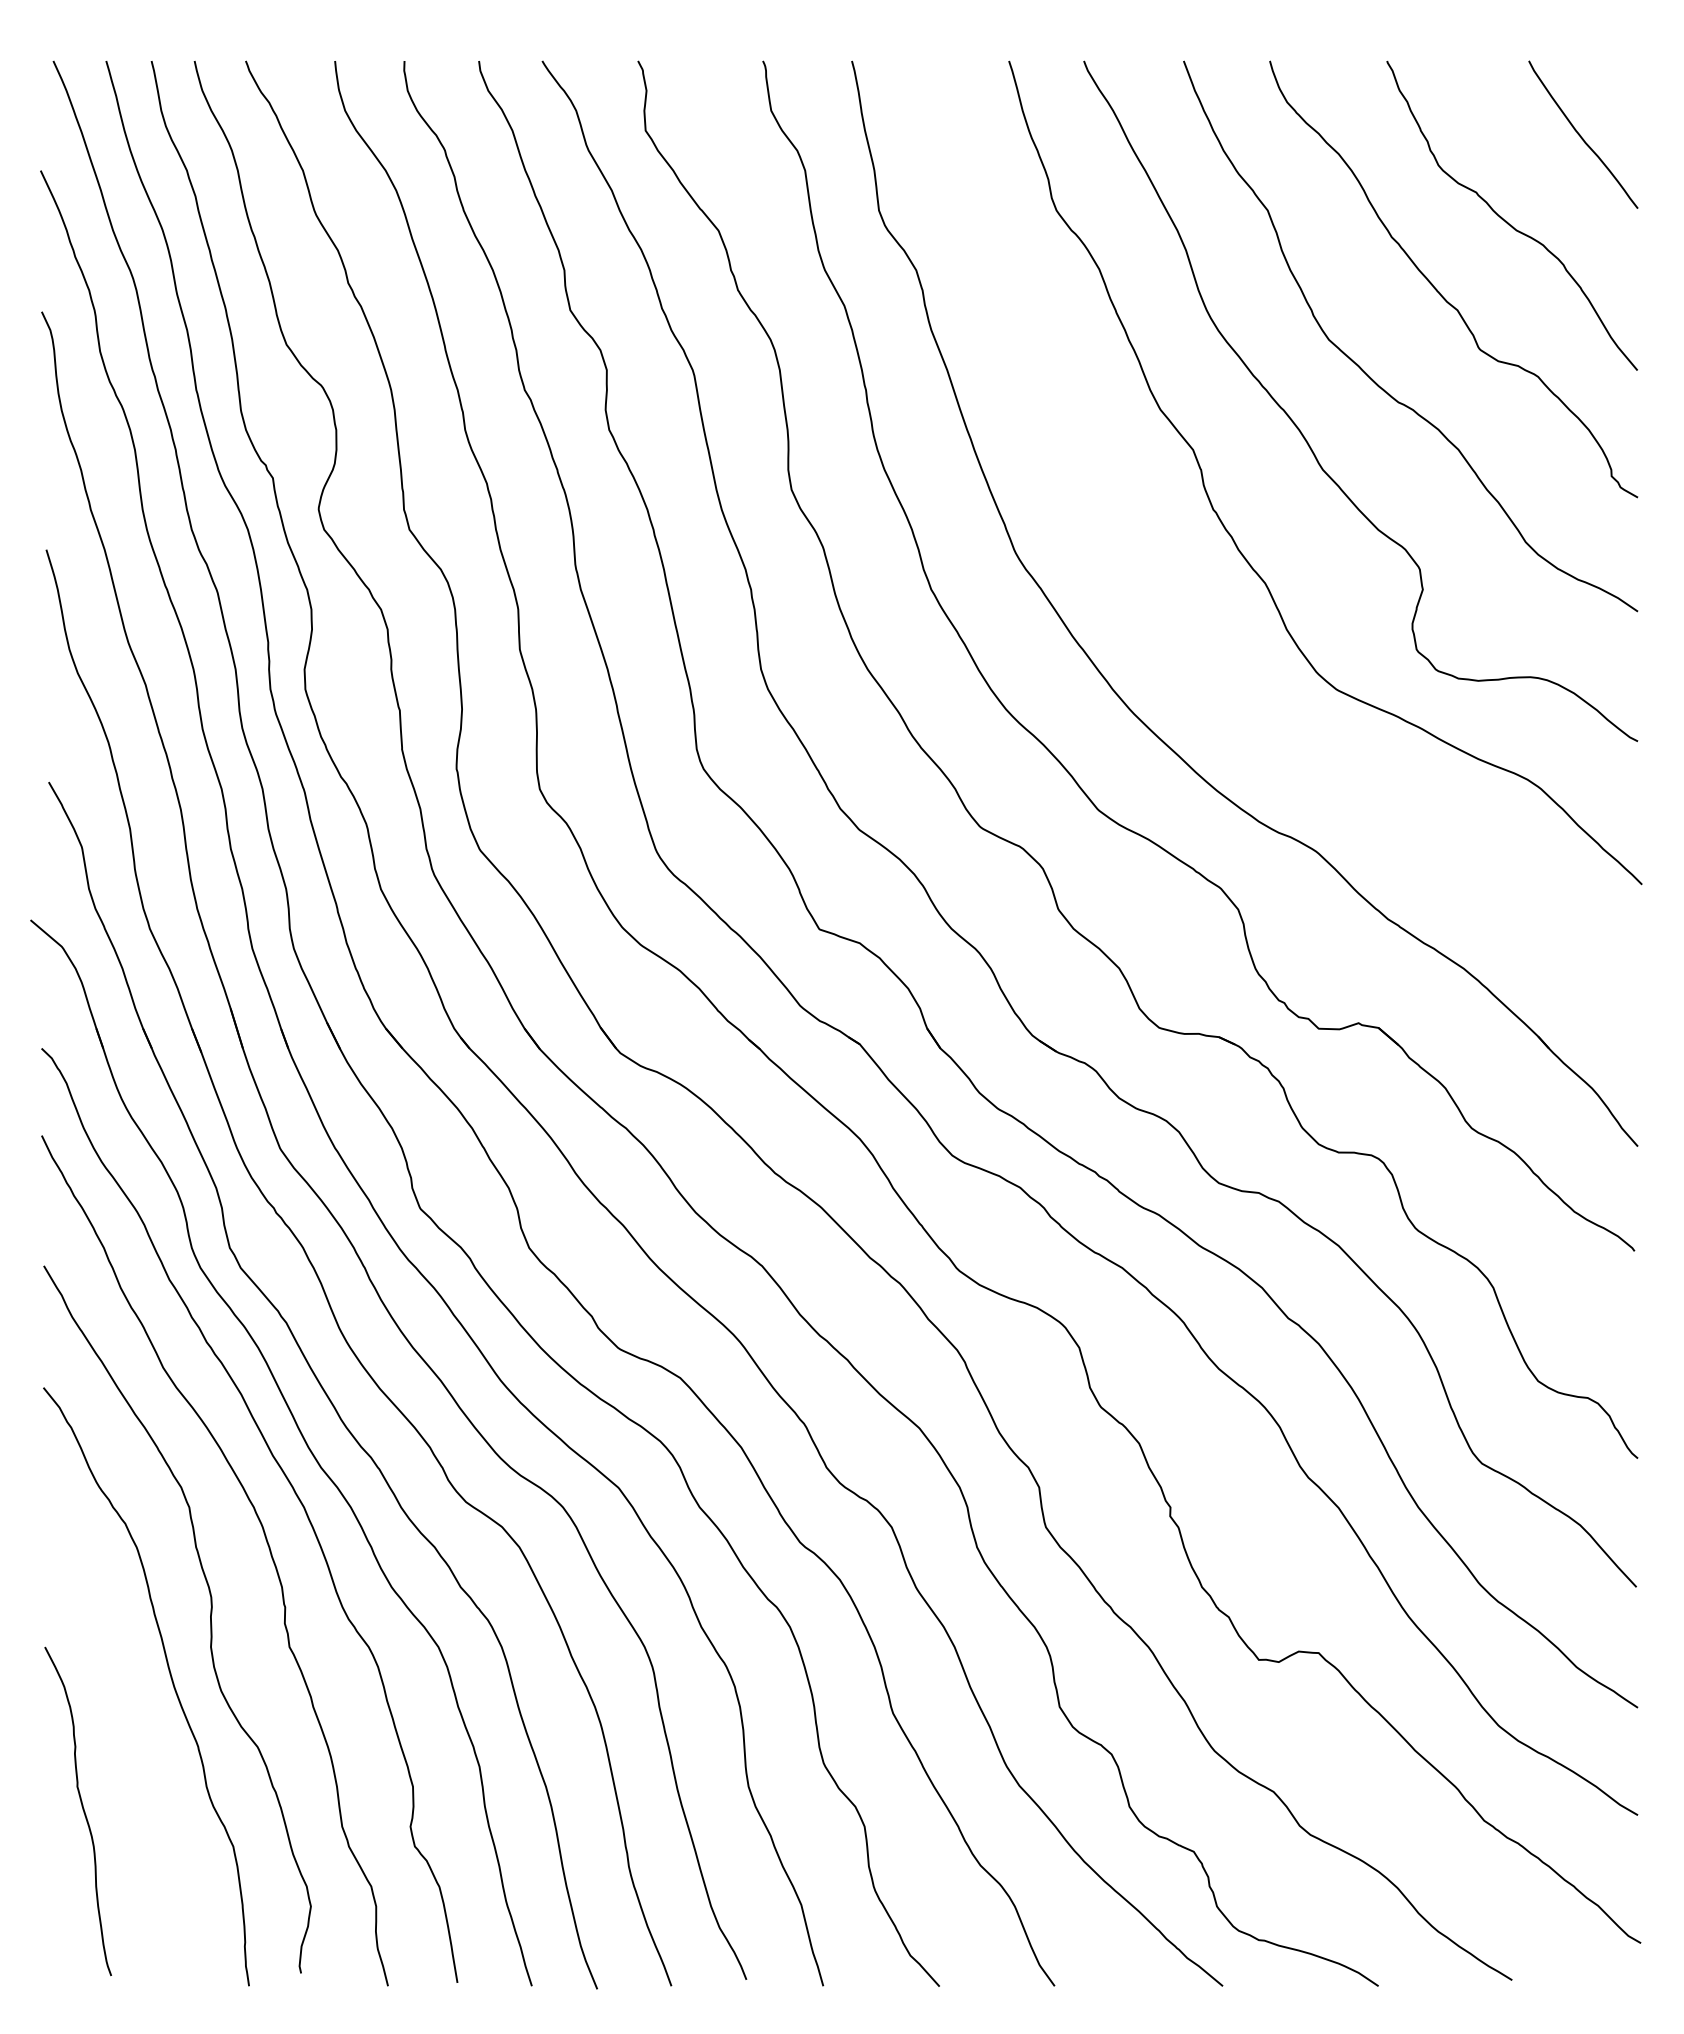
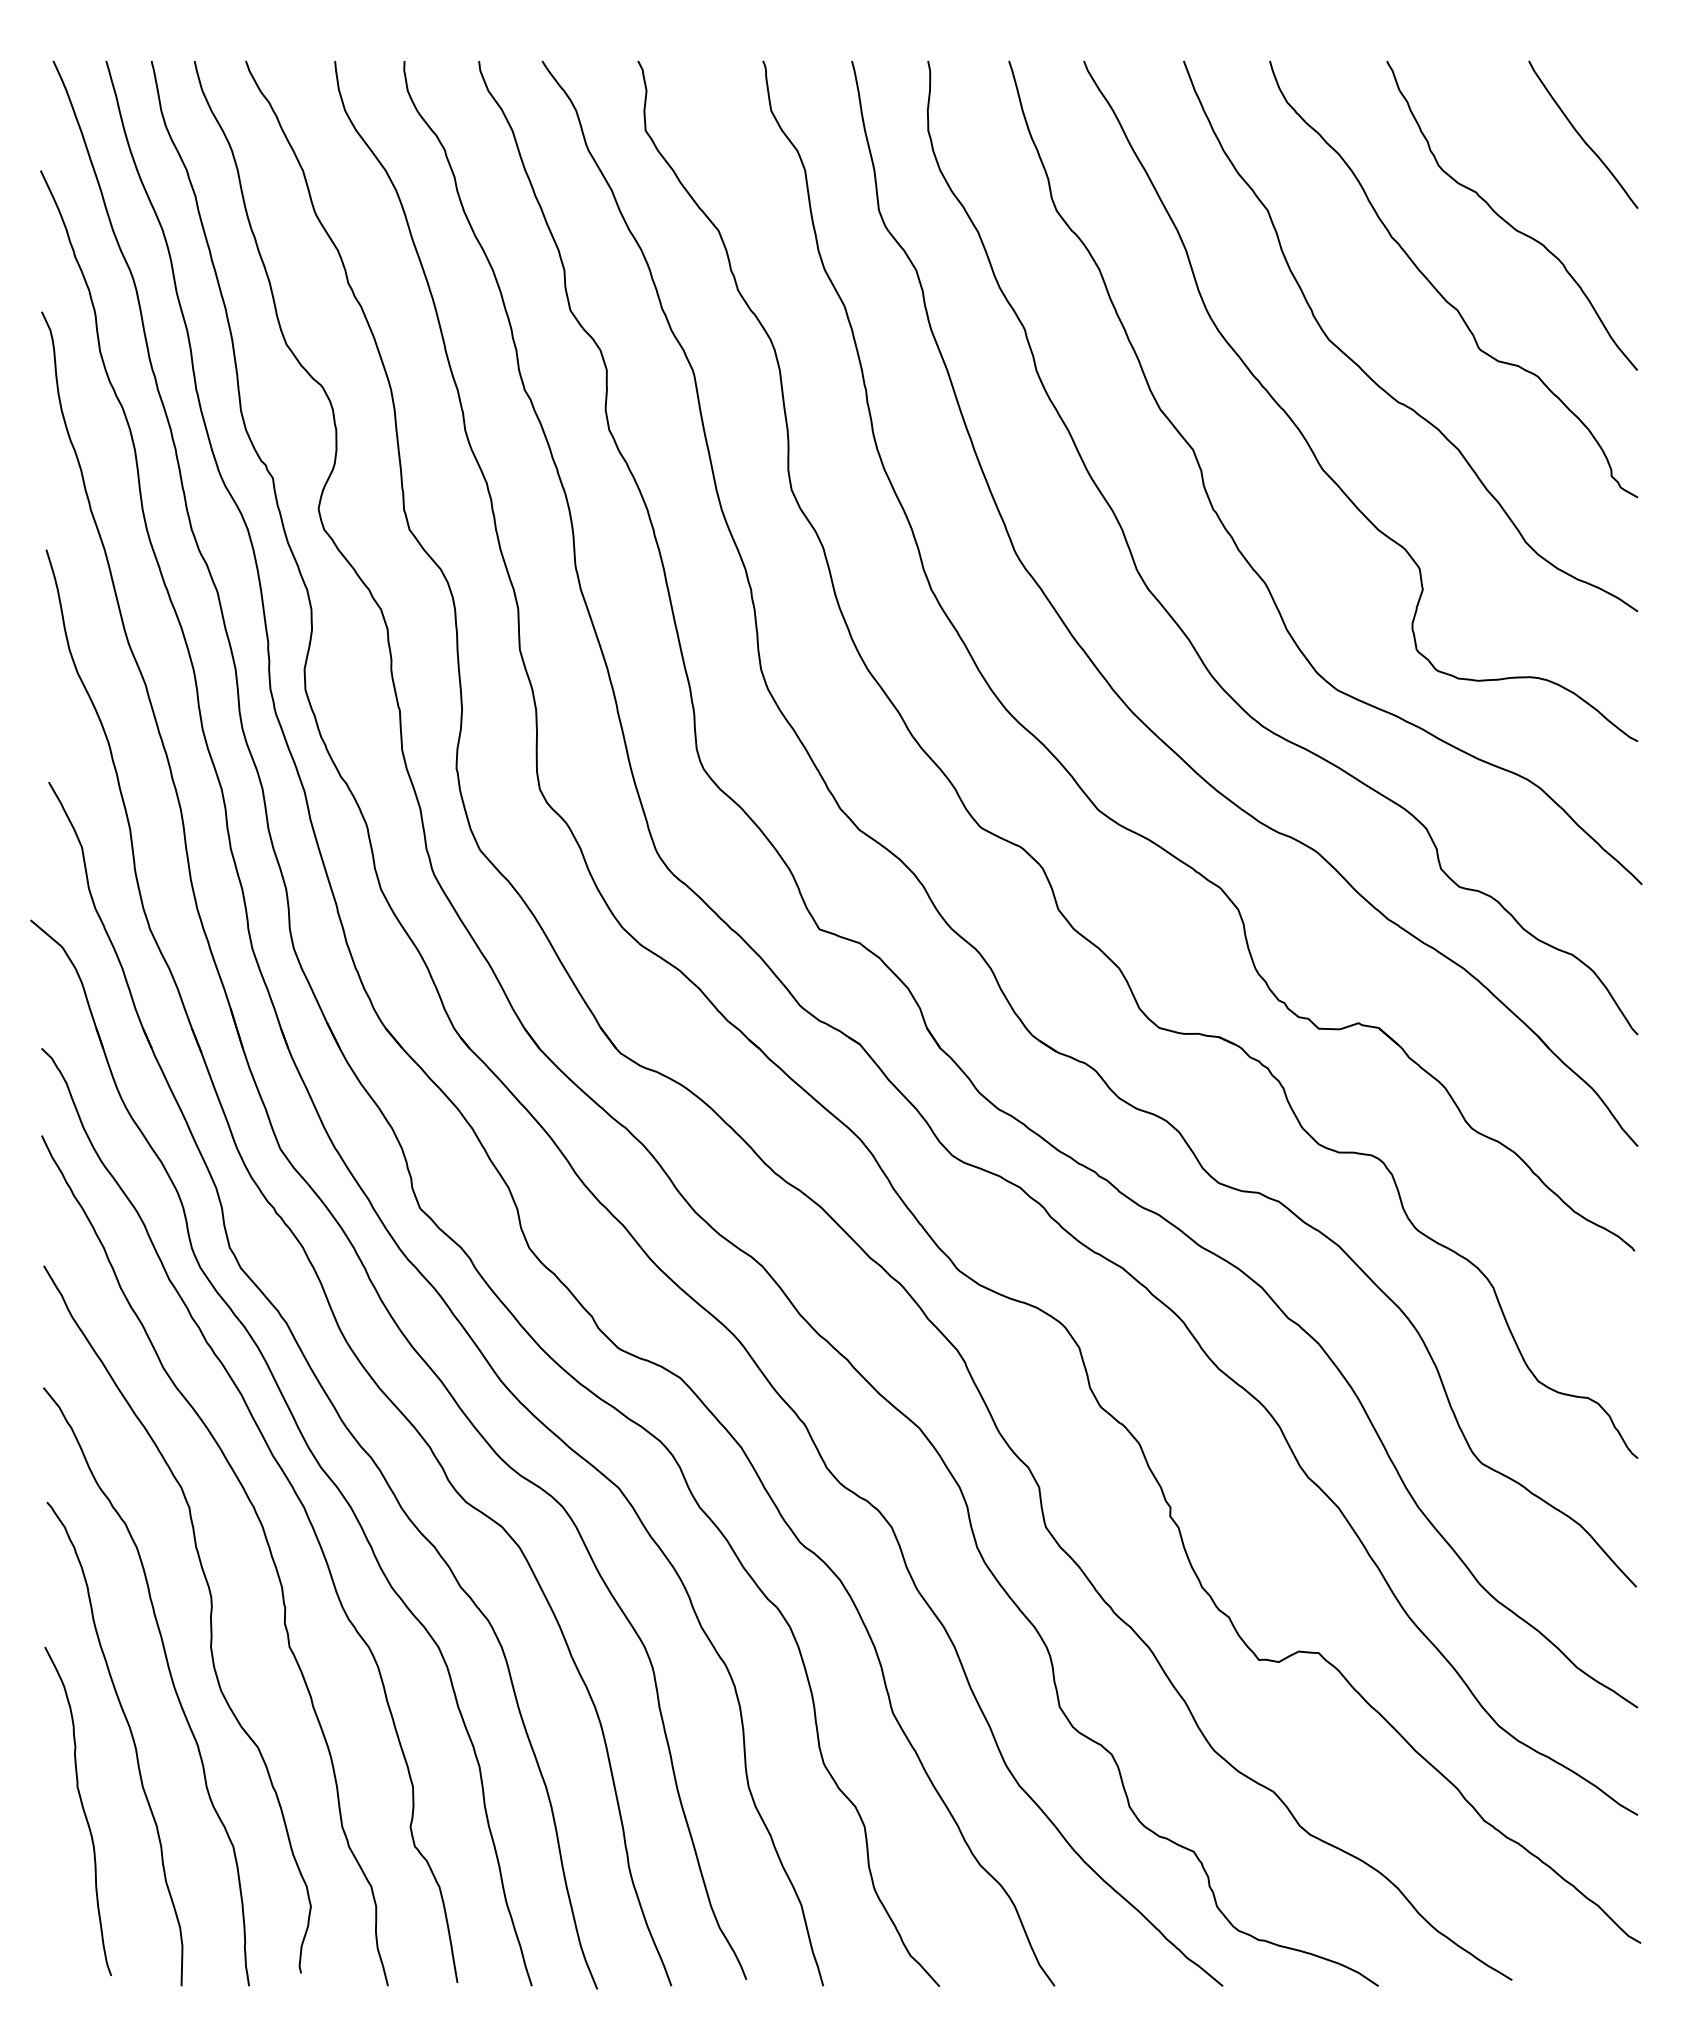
curve: none -> present (1180, 626)
curve: none -> present (131, 1737)
